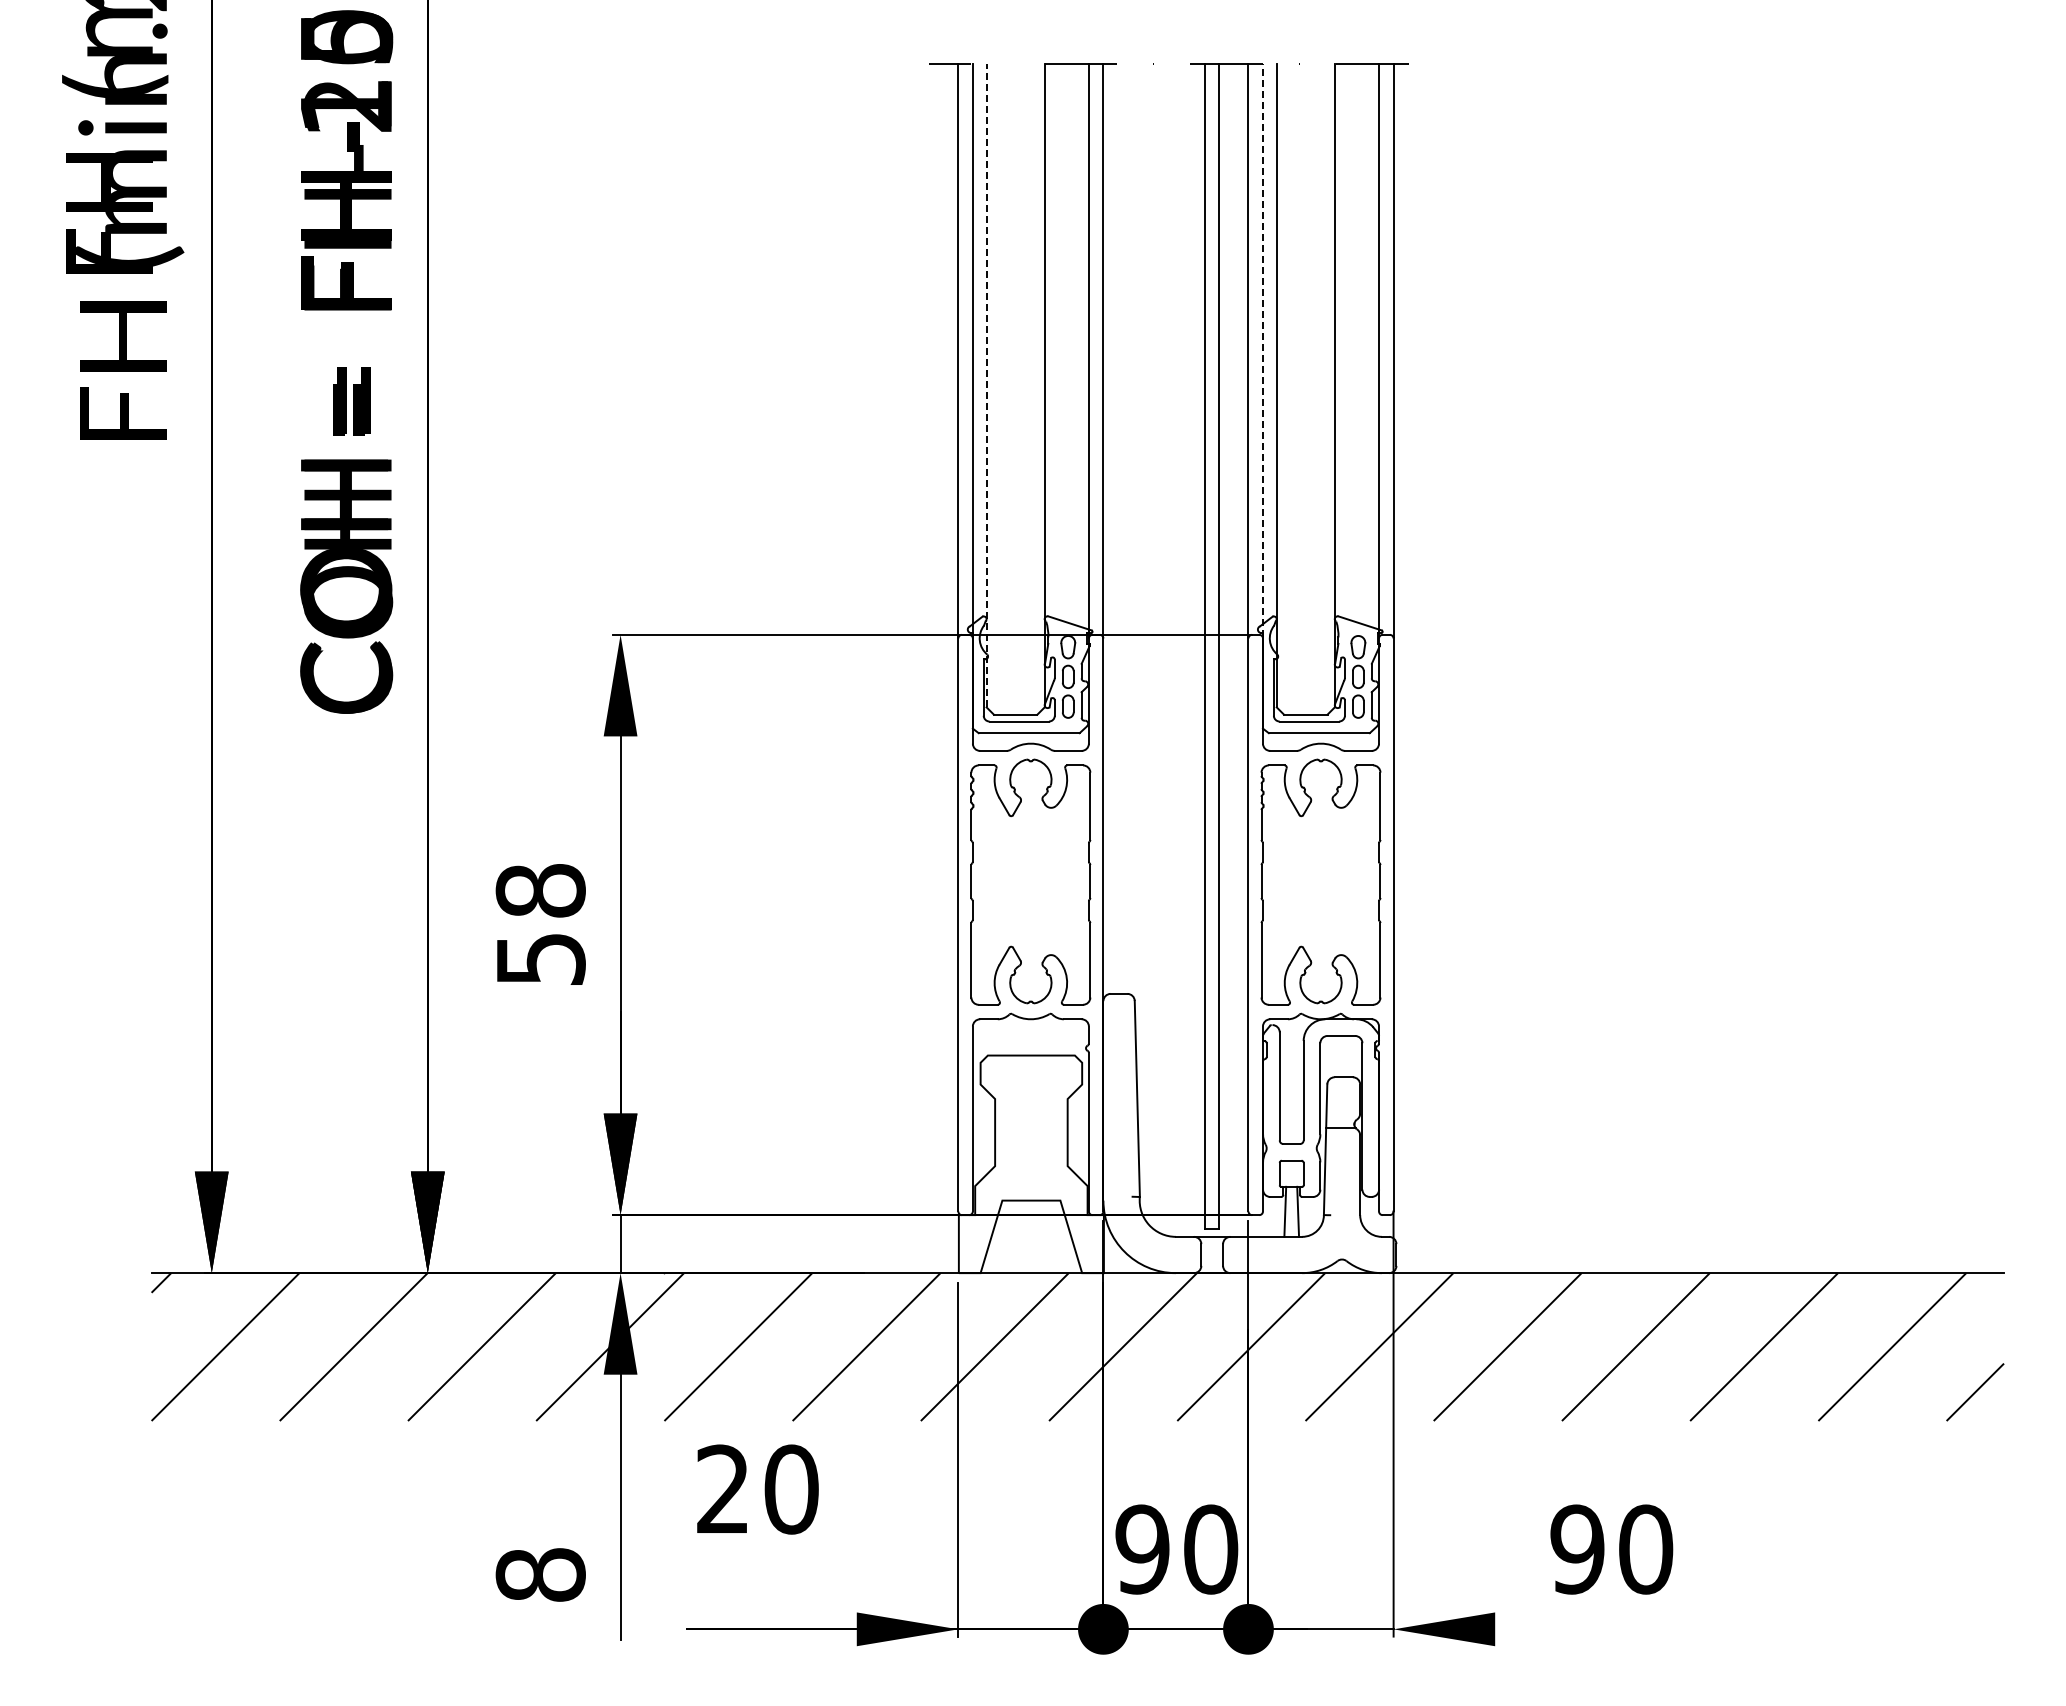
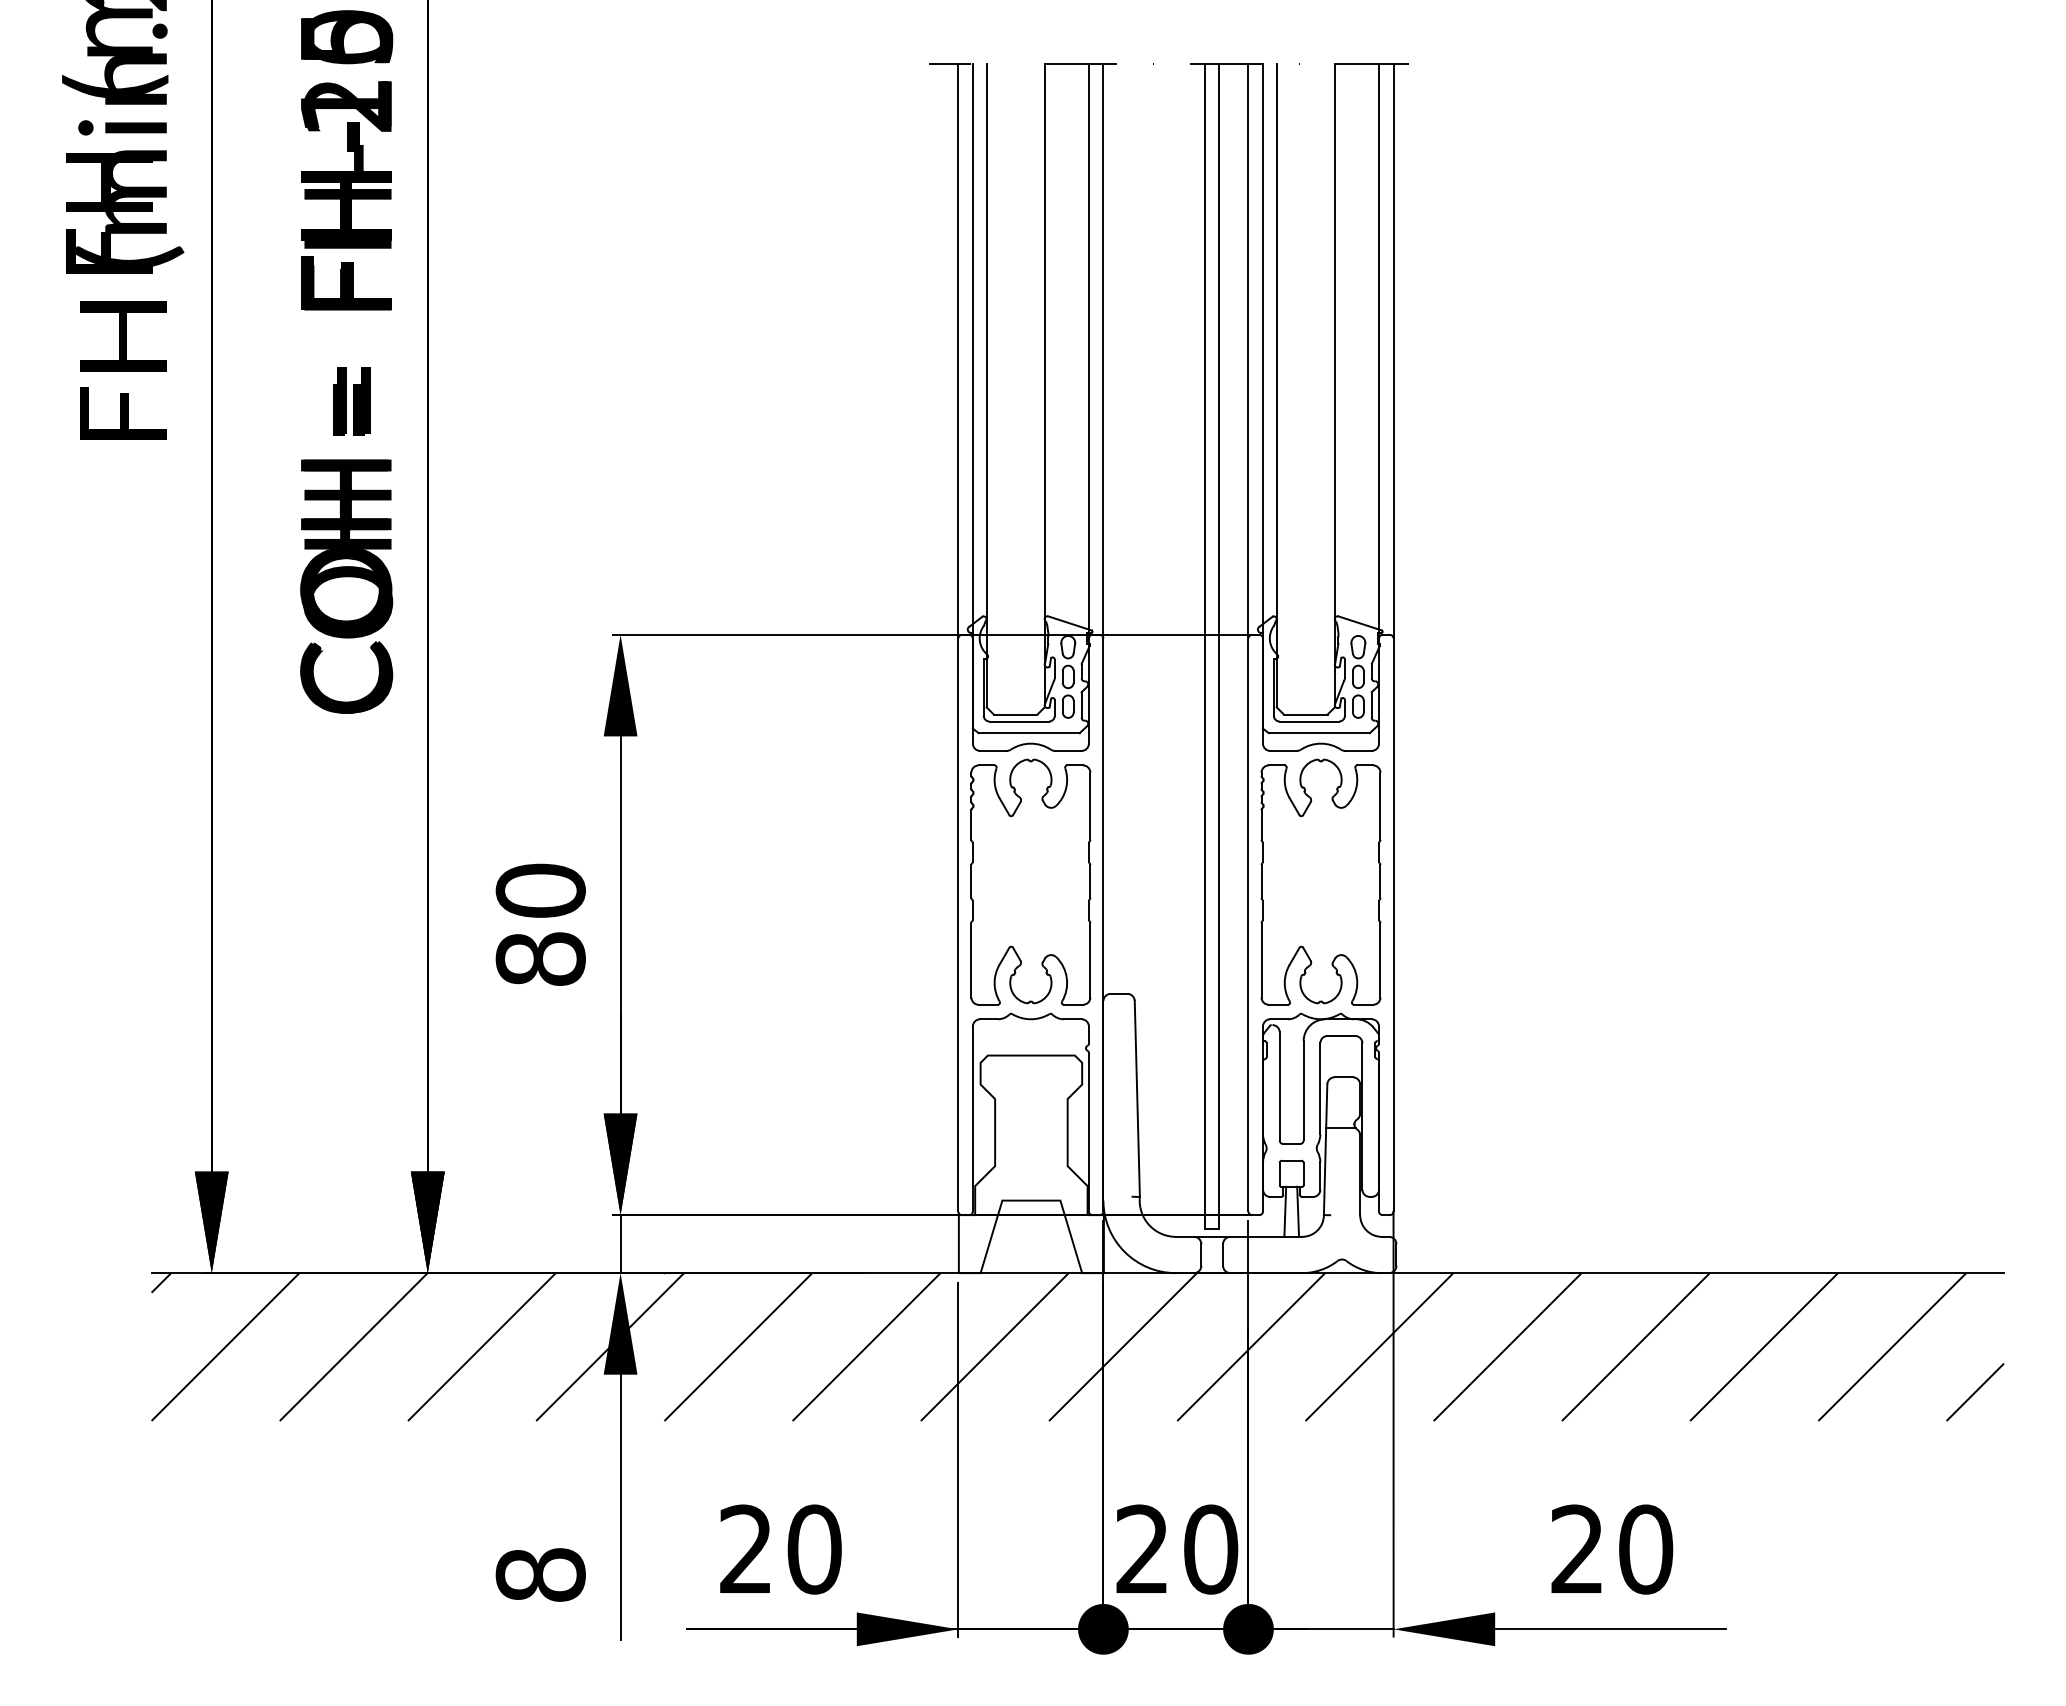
line: dashed -> solid (1262, 350)
line: dashed -> solid (986, 385)
text: 58 -> 80 (540, 924)
text position: (757, 1489) -> (780, 1549) (780, 1549)
text: 90 -> 20 (1142, 1549)
text: 90 -> 20 (1577, 1549)
line: none -> present (1610, 1629)
